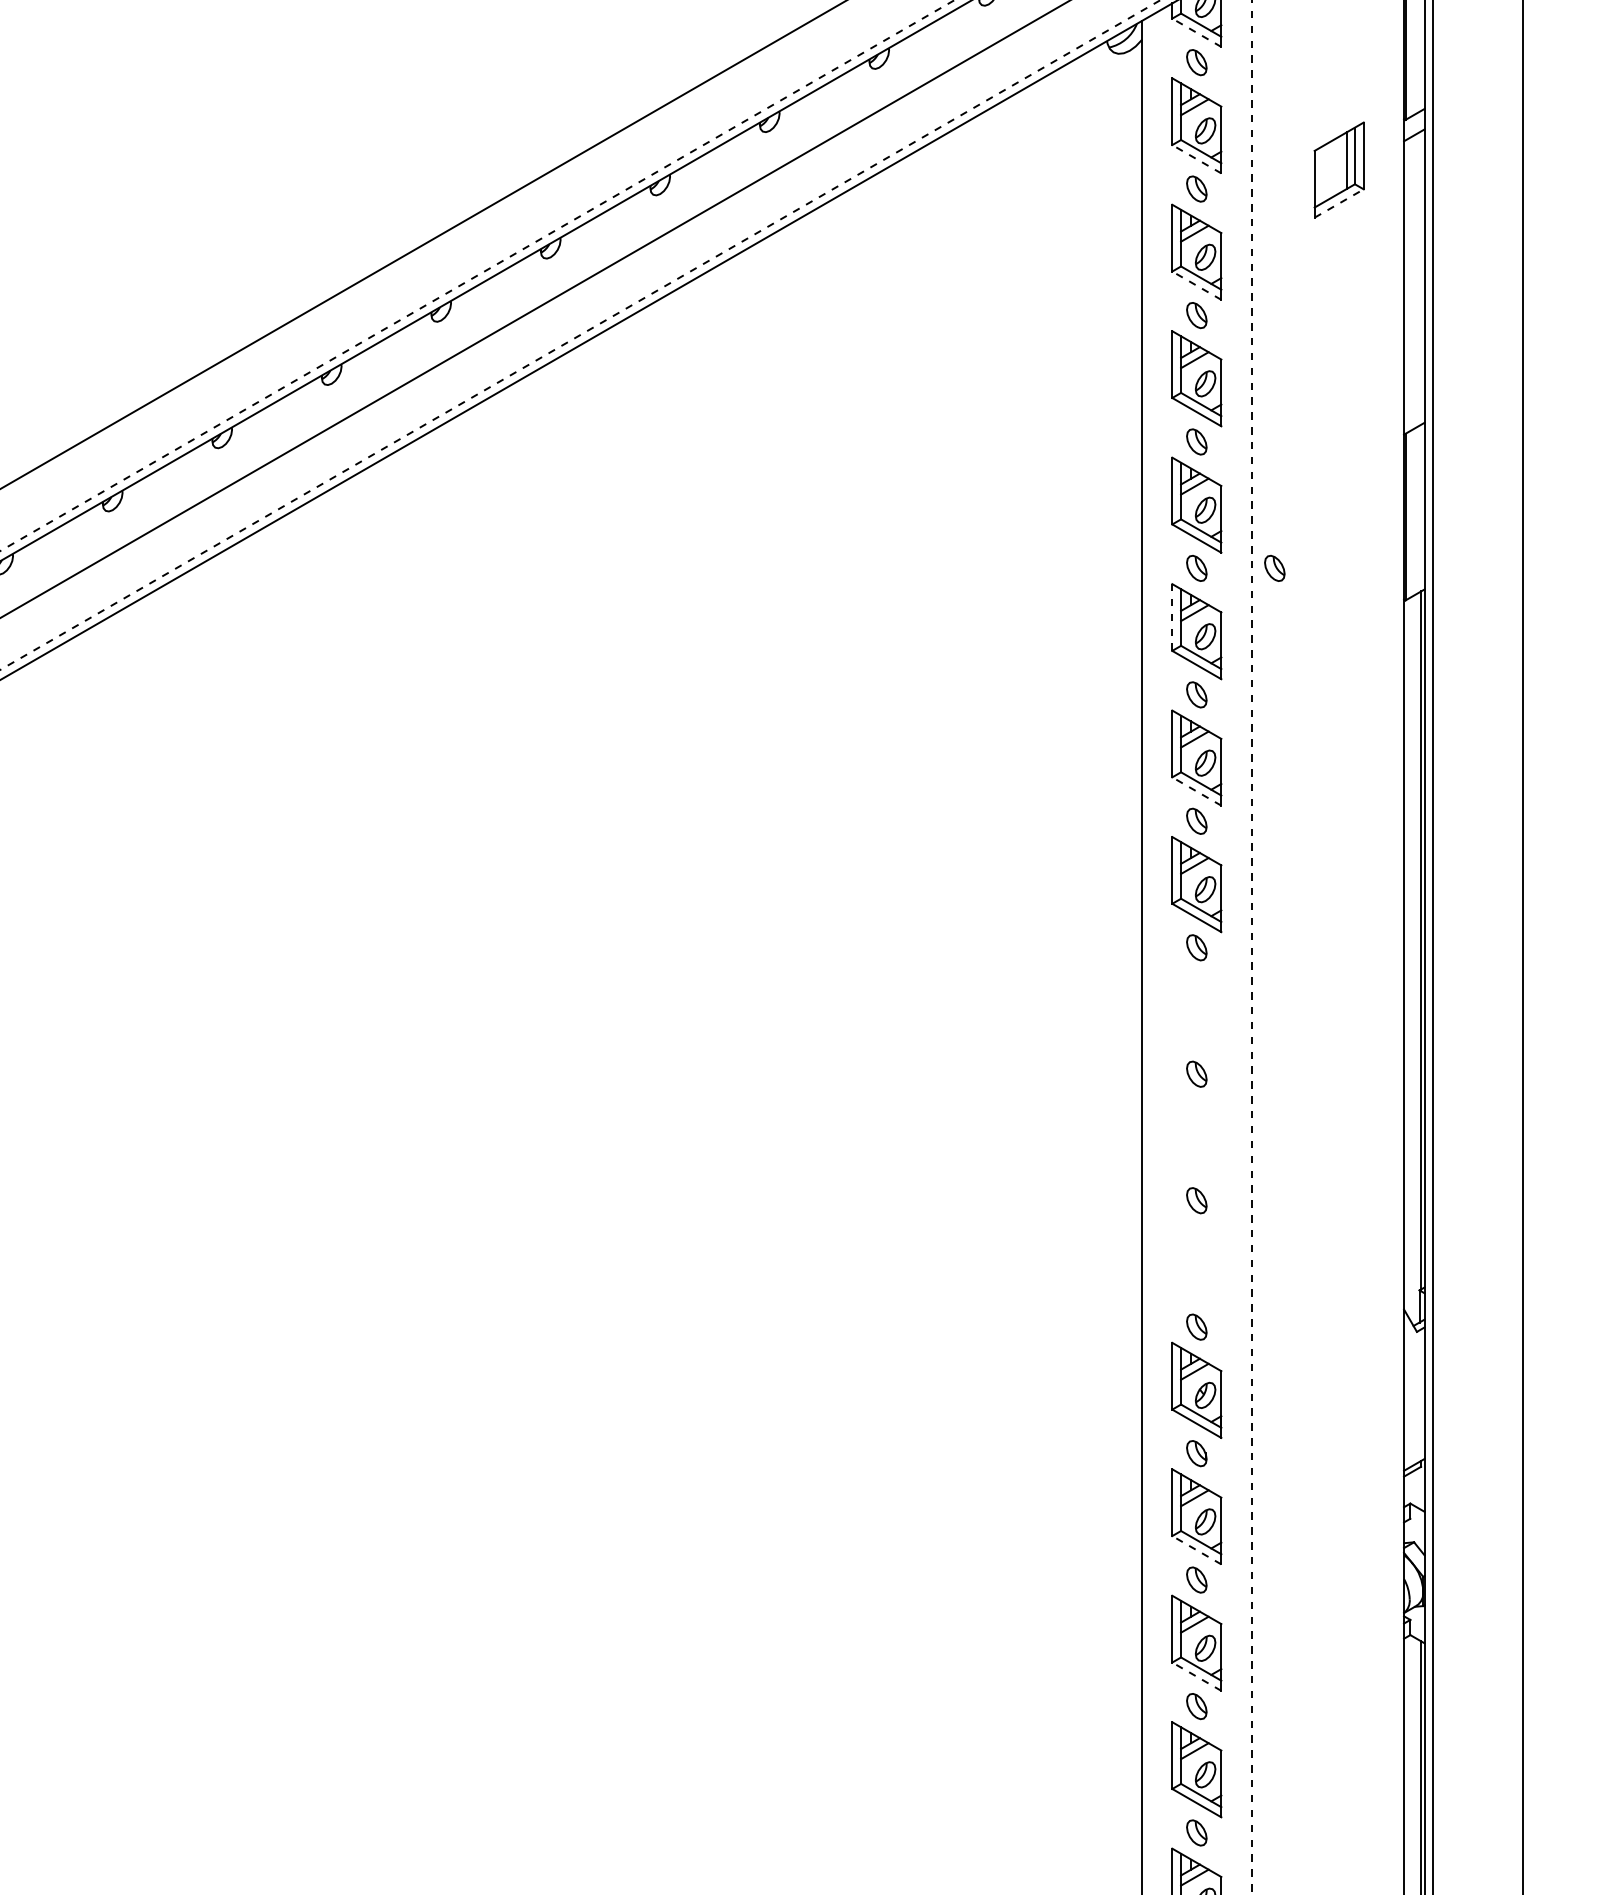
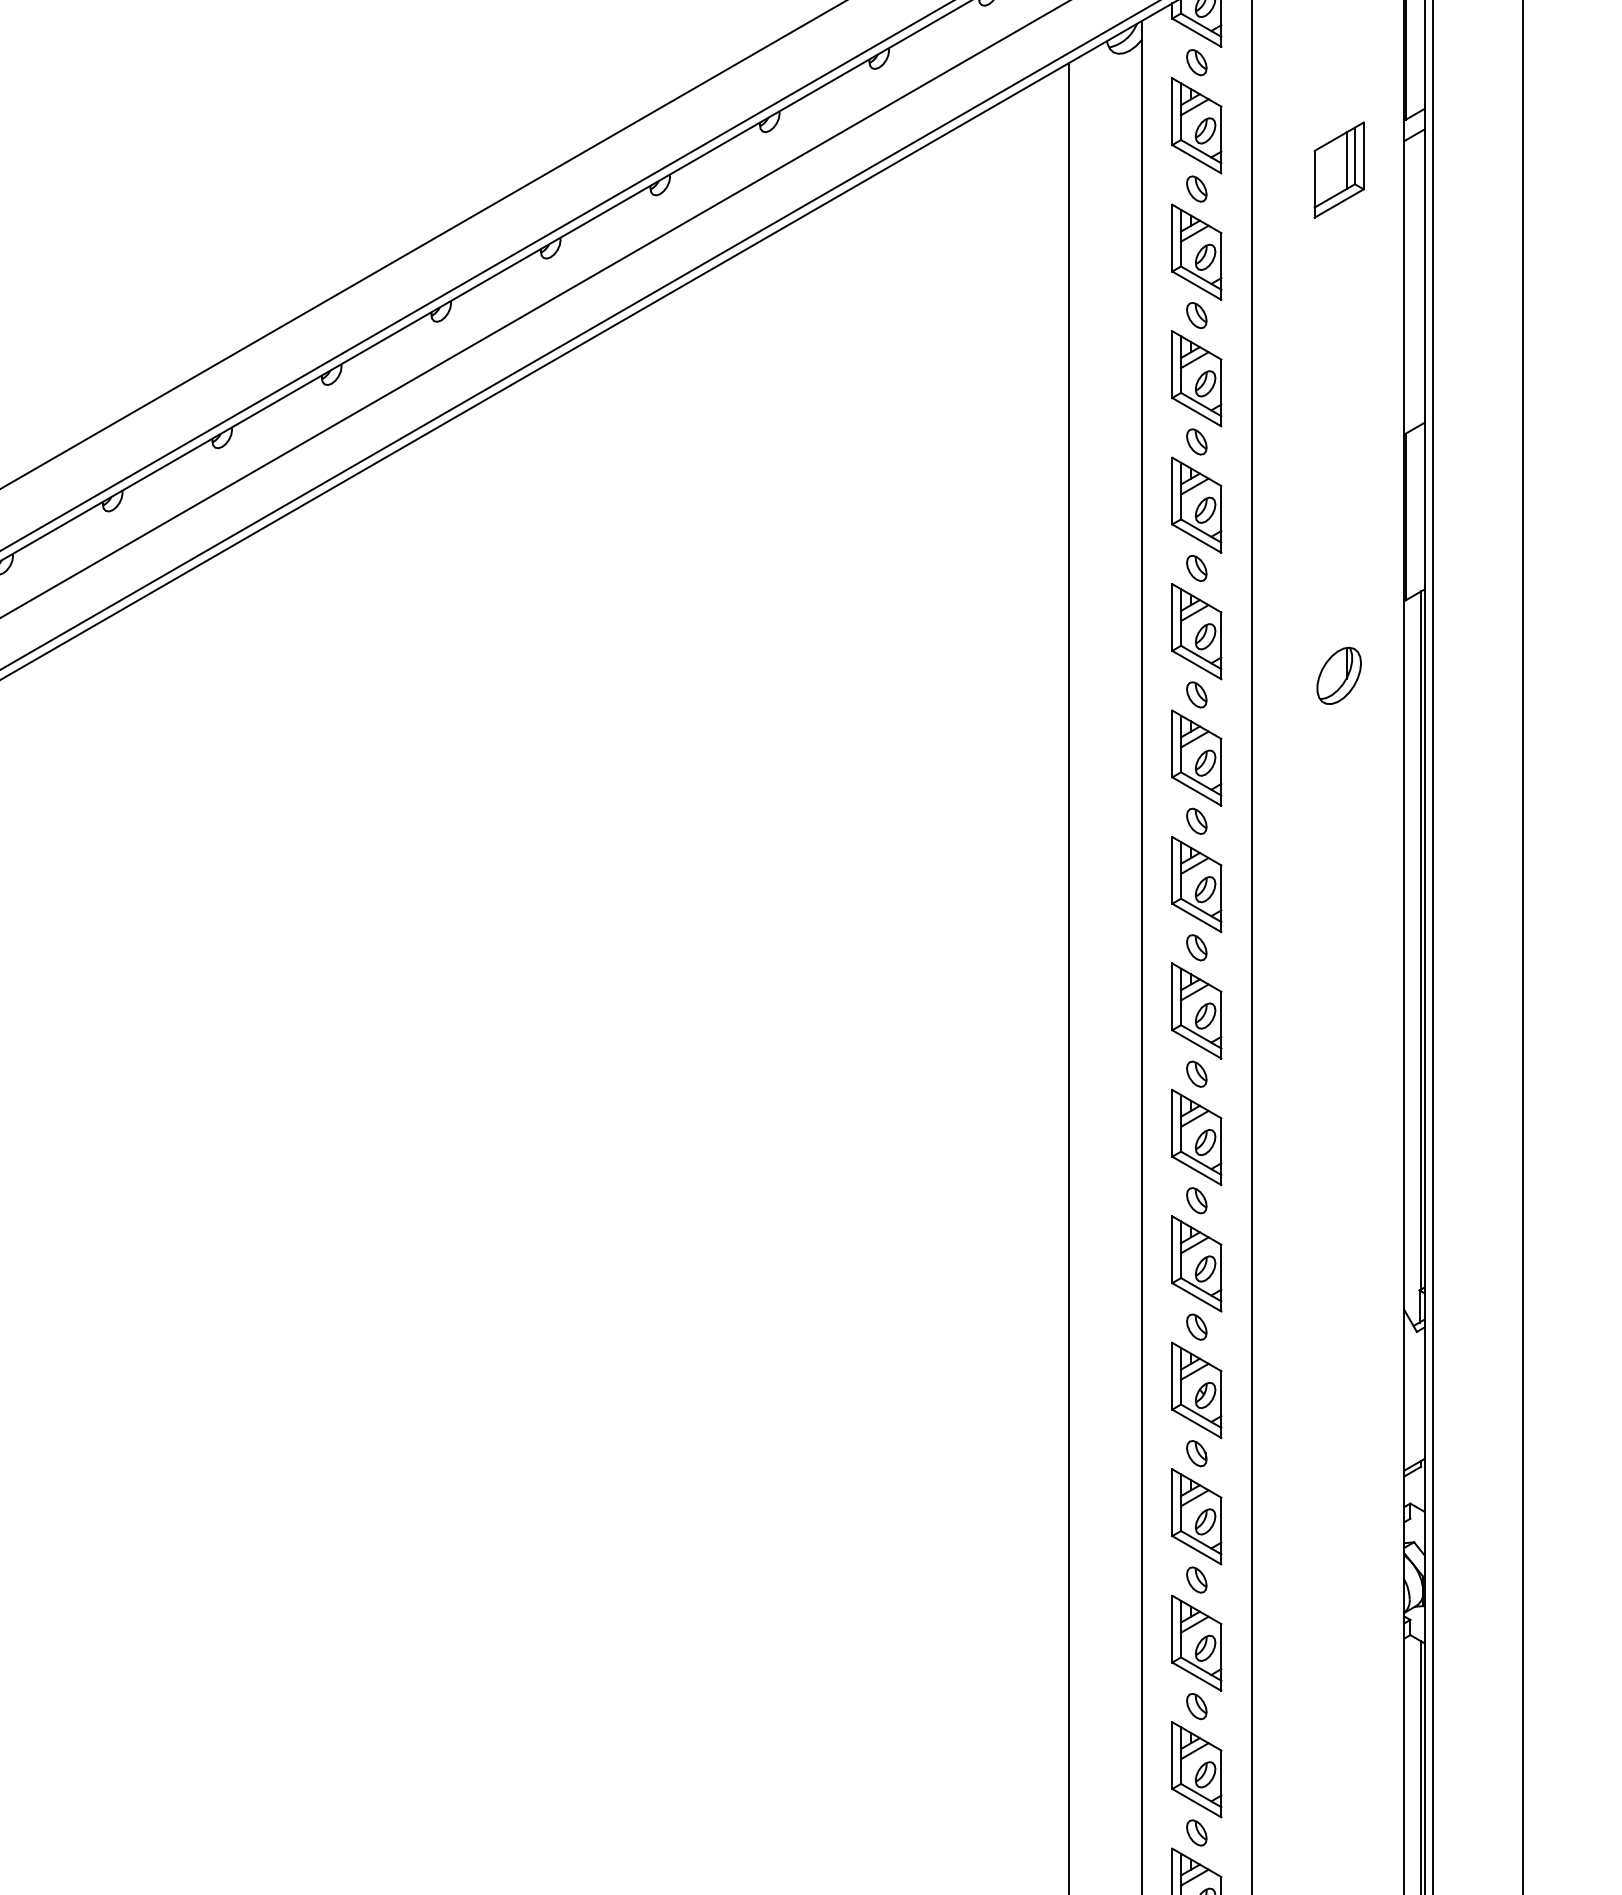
line: dashed -> solid (1196, 32)
line: dashed -> solid (1196, 159)
line: dashed -> solid (1339, 203)
line: dashed -> solid (477, 275)
line: dashed -> solid (1196, 285)
line: dashed -> solid (580, 334)
part: present -> none (1274, 568)
line: dashed -> solid (1172, 617)
part: none -> present (1338, 675)
line: dashed -> solid (1196, 791)
line: dashed -> solid (1251, 947)
line: none -> present (1068, 977)
part: none -> present (1196, 1010)
part: none -> present (1196, 1137)
part: none -> present (1196, 1263)
line: dashed -> solid (1196, 1549)
line: dashed -> solid (1196, 1676)
